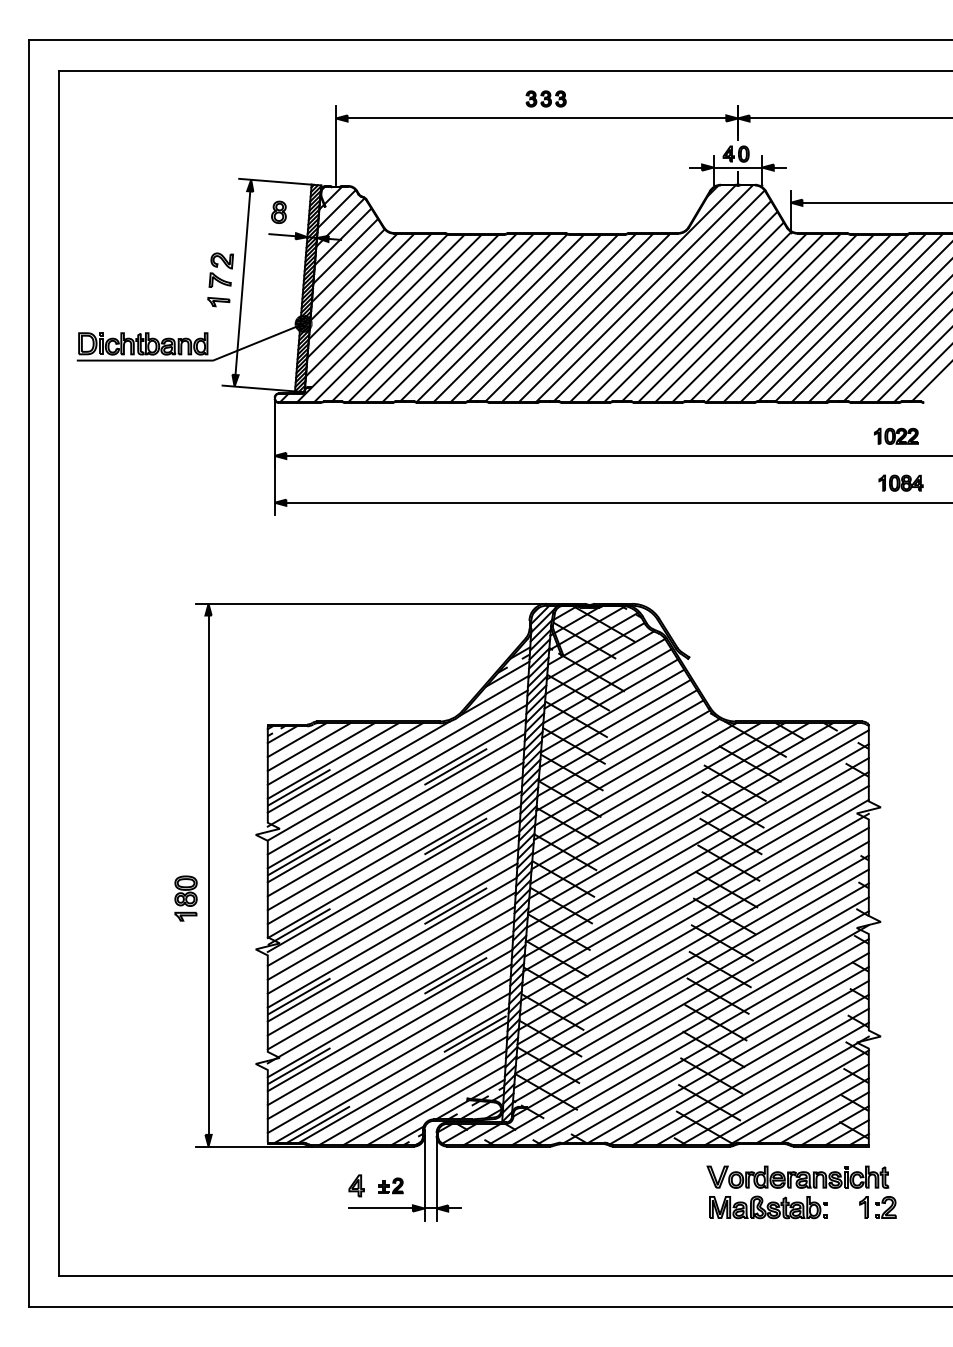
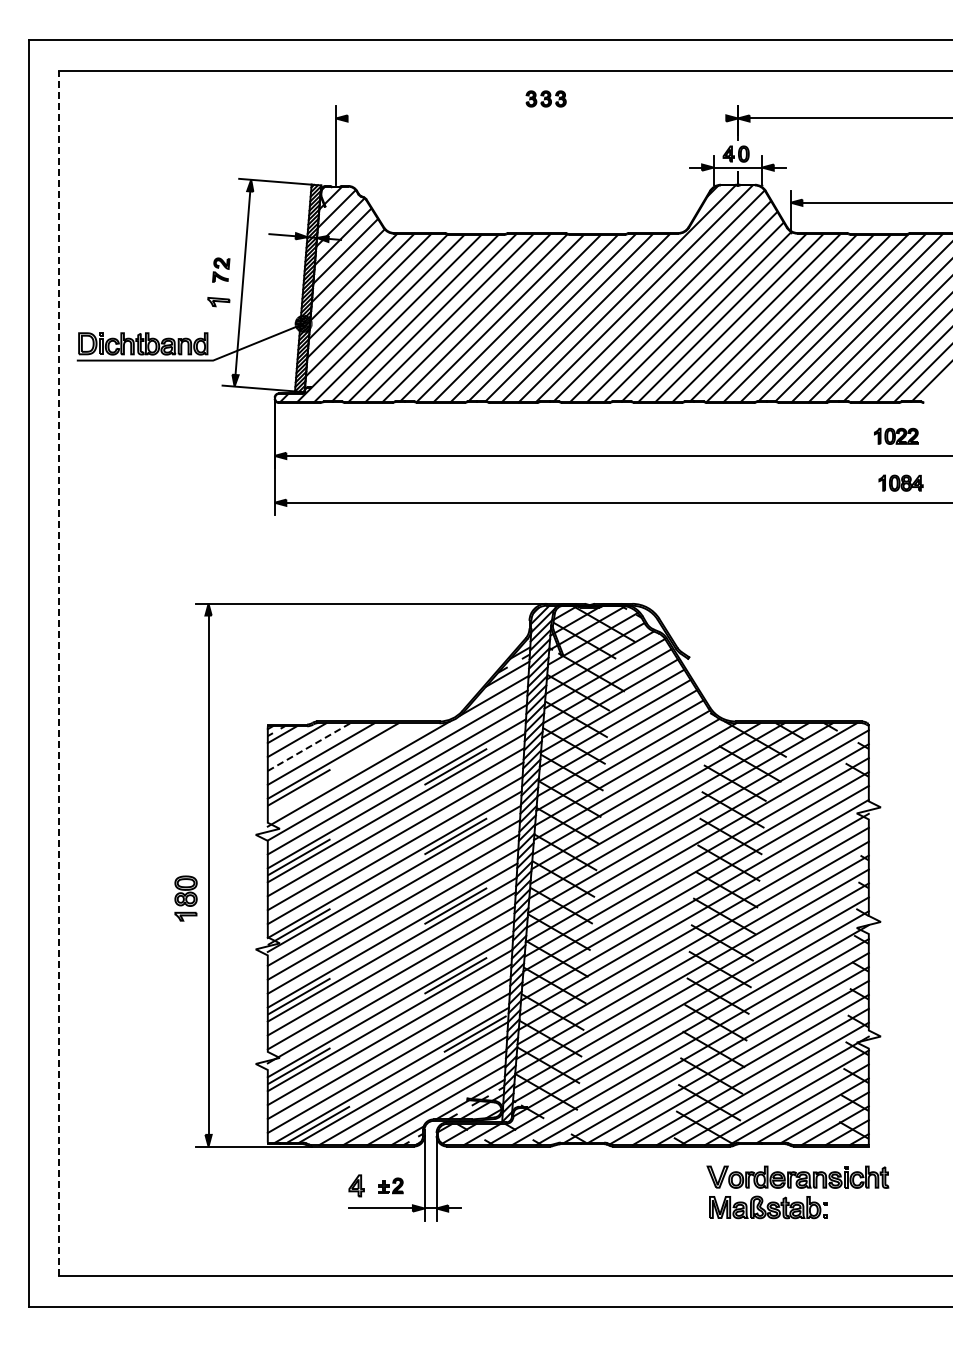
line: present -> none (536, 118)
part: present -> none (278, 211)
part size: 26x36 px -> 19x26 px (221, 269)
line: solid -> dashed (58, 673)
line: solid -> dashed (309, 747)
line: present -> none (344, 767)
part: present -> none (877, 1207)
